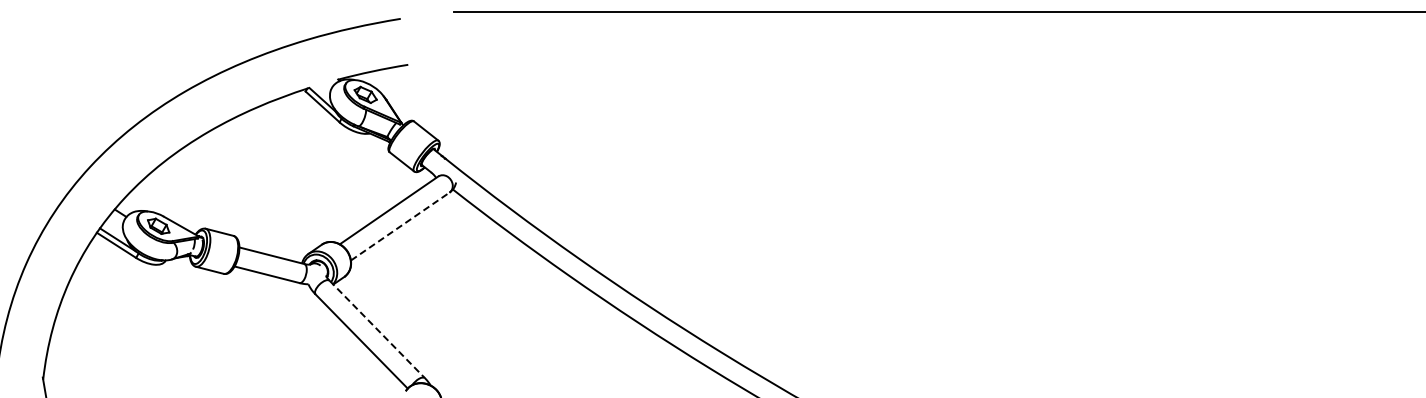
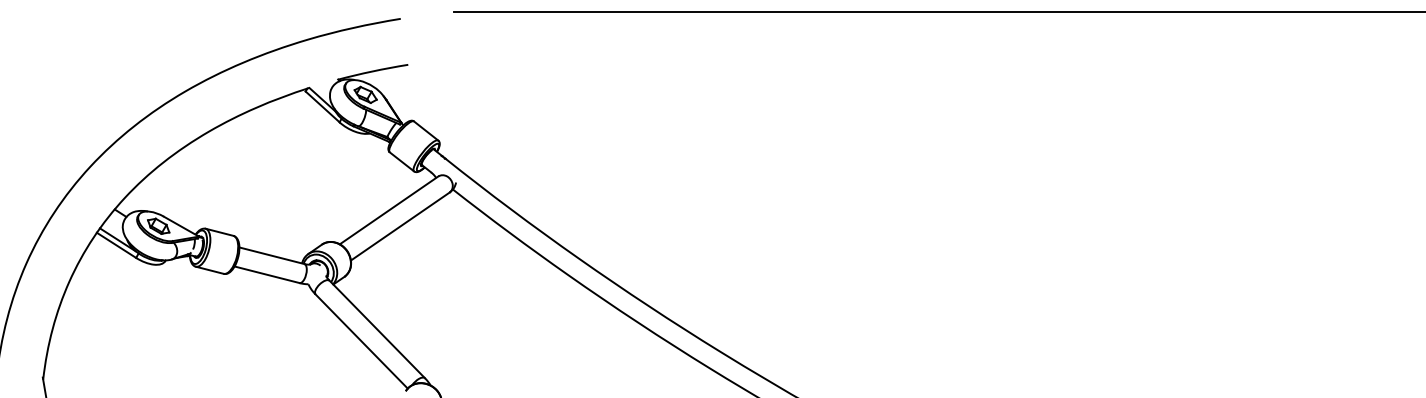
line: dashed -> solid (400, 226)
line: dashed -> solid (377, 329)
